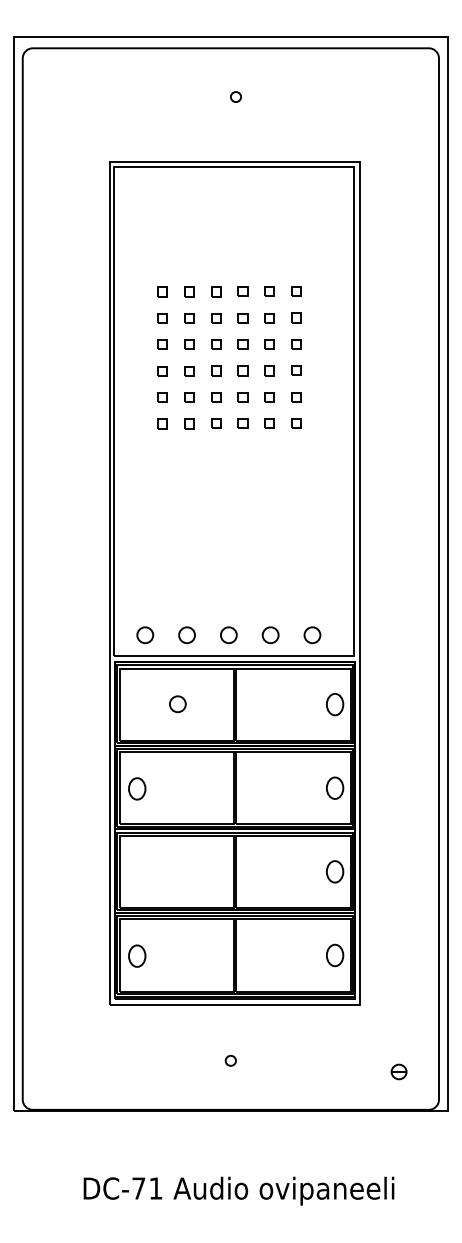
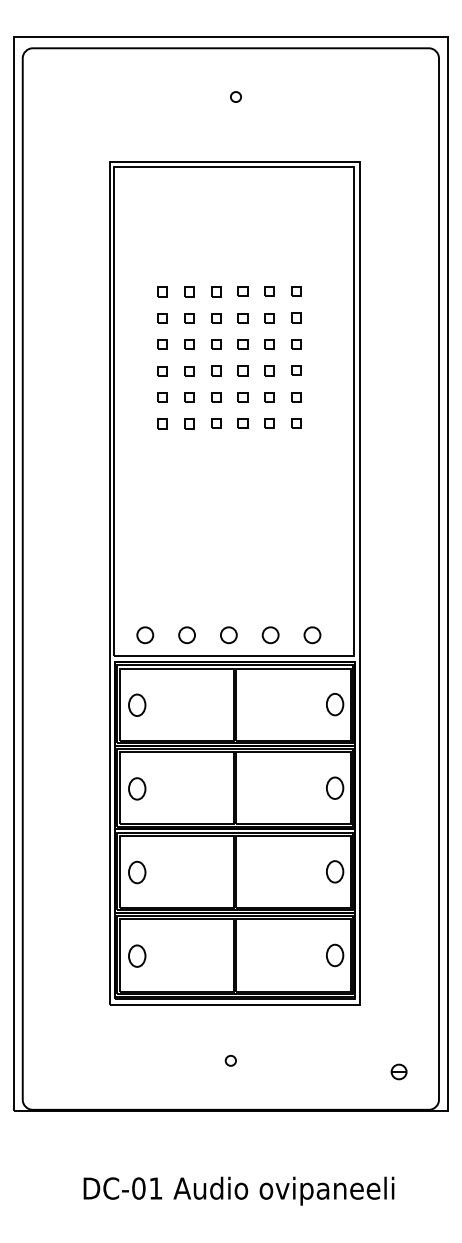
part: none -> present (137, 704)
part: present -> none (177, 704)
part: none -> present (137, 872)
text: DC-71 -> DC-01 (138, 1188)
